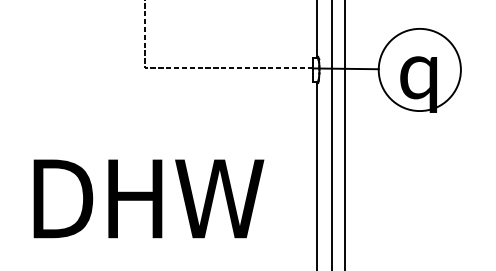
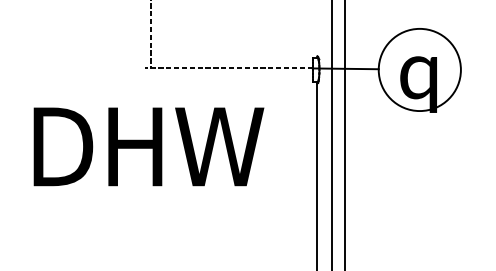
line: present -> none (317, 29)
line position: (145, 35) -> (151, 35) (151, 35)
text position: (148, 198) -> (148, 146) (148, 146)
